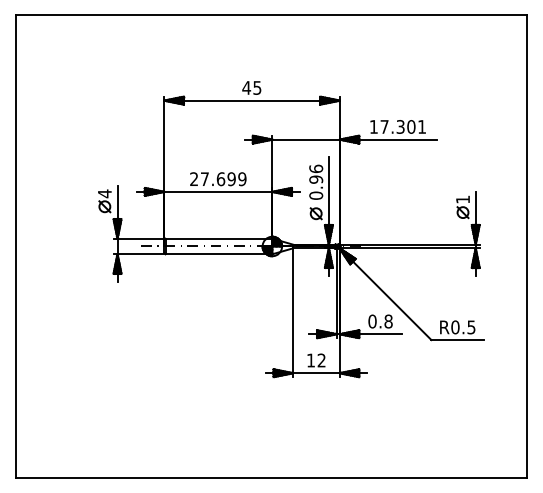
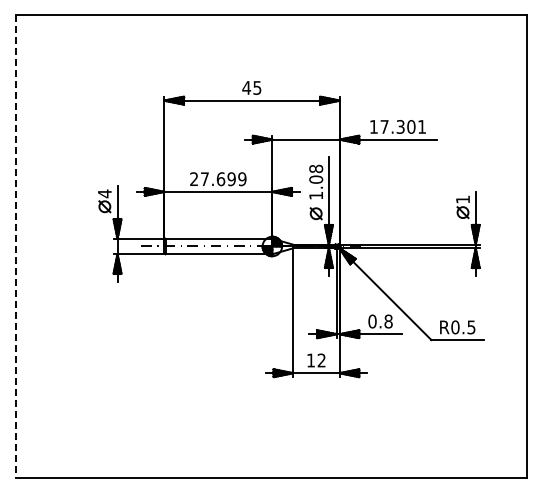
text: 0.96 -> 1.08 (316, 181)
line: solid -> dashed (16, 246)
